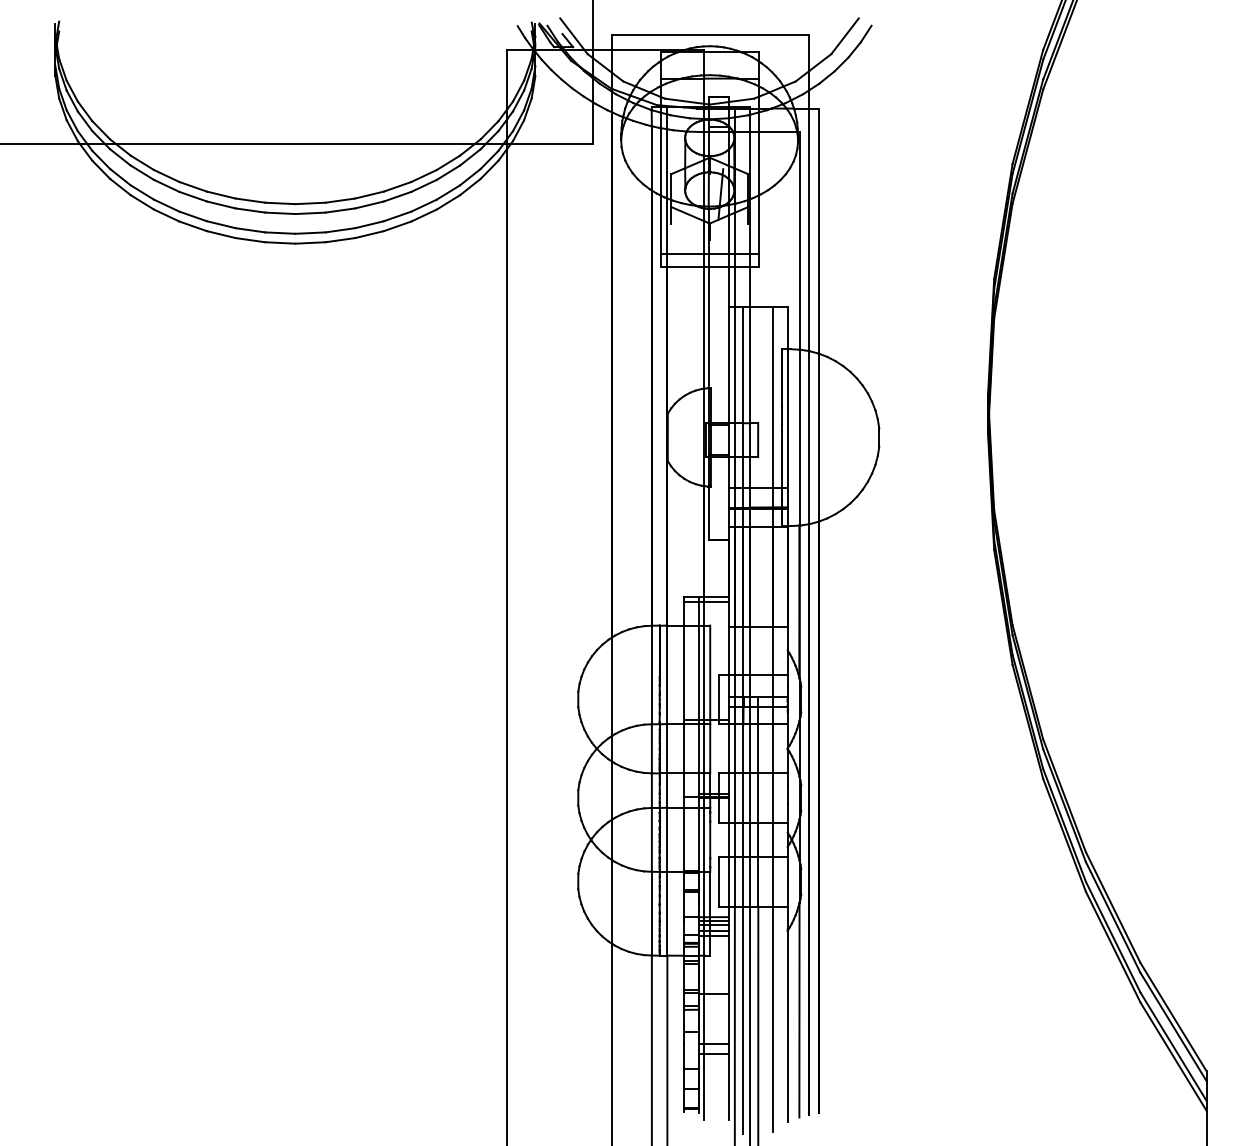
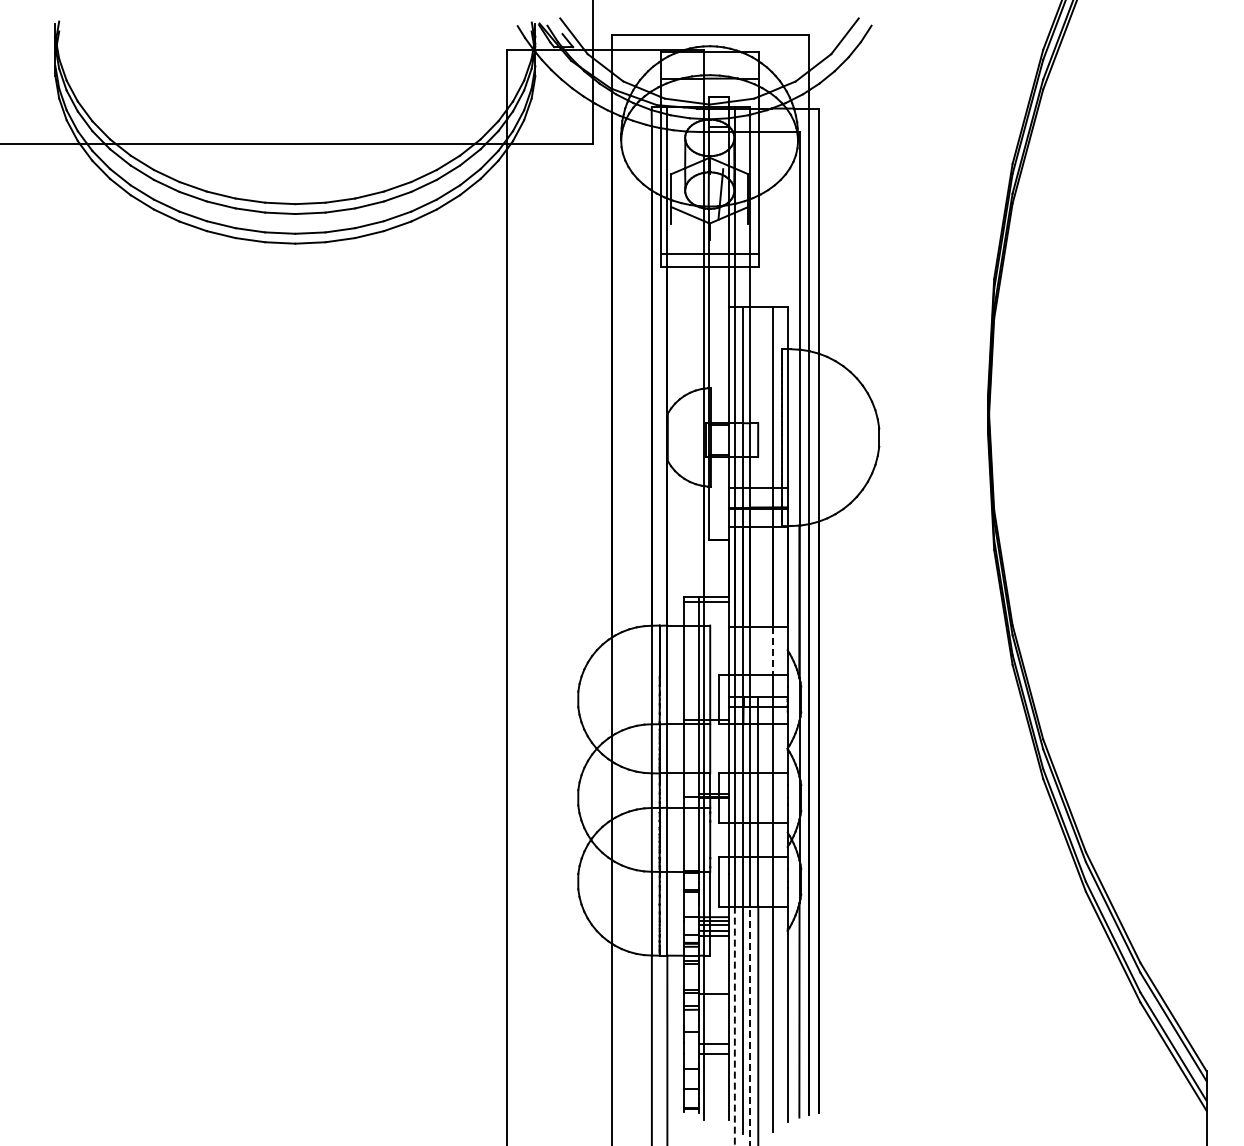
line: solid -> dashed (772, 651)
line: solid -> dashed (734, 1026)
line: solid -> dashed (750, 1026)
